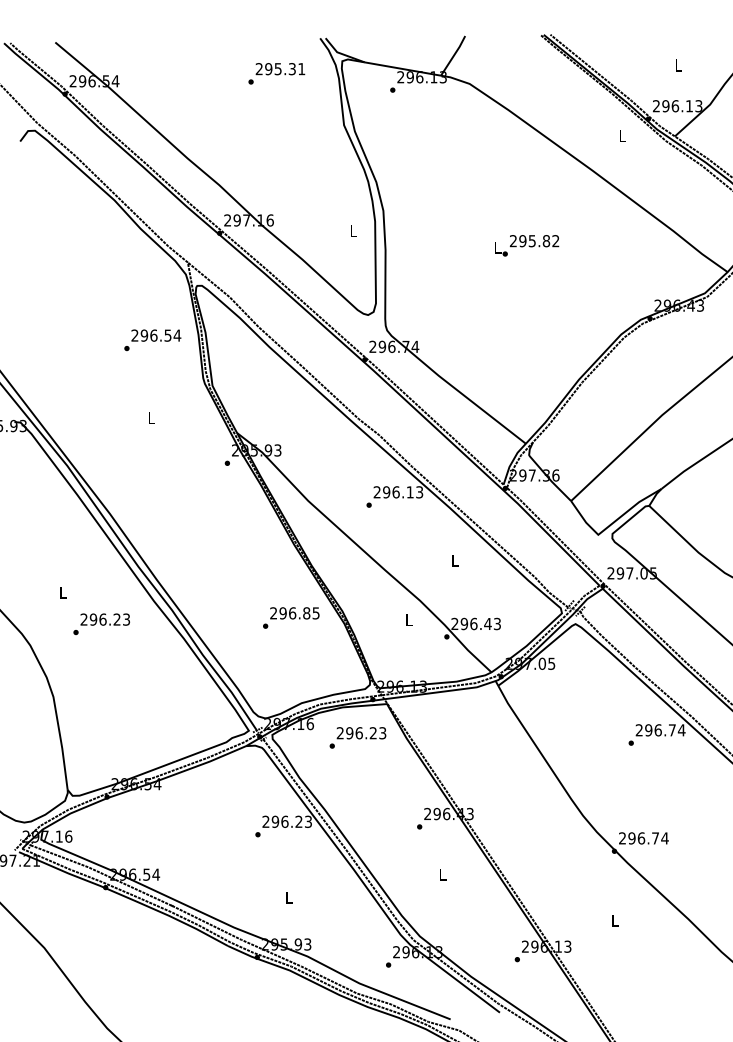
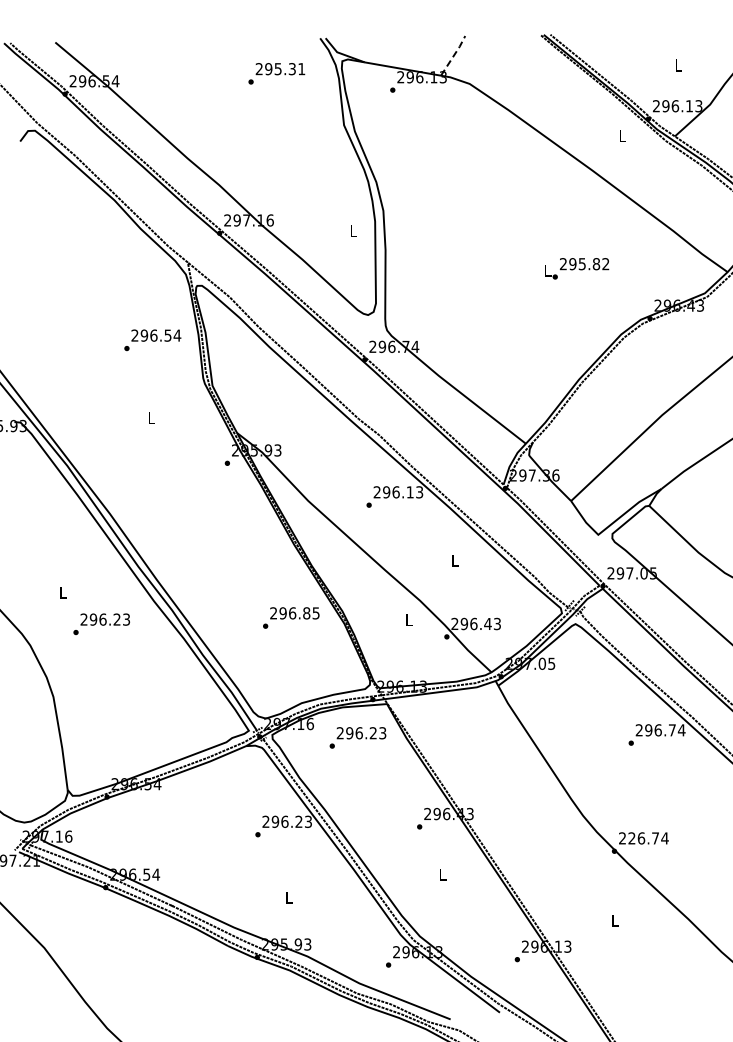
line: solid -> dashed (454, 55)
text position: (527, 245) -> (577, 268) (577, 268)
text: 296.74 -> 226.74 (631, 838)
